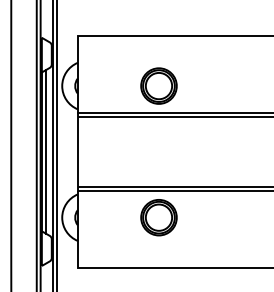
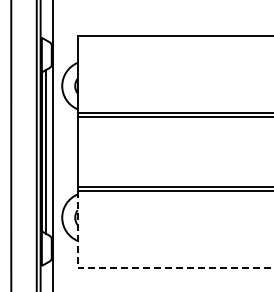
part: present -> none (158, 85)
line: present -> none (56, 145)
part: present -> none (158, 217)
line: solid -> dashed (136, 268)
